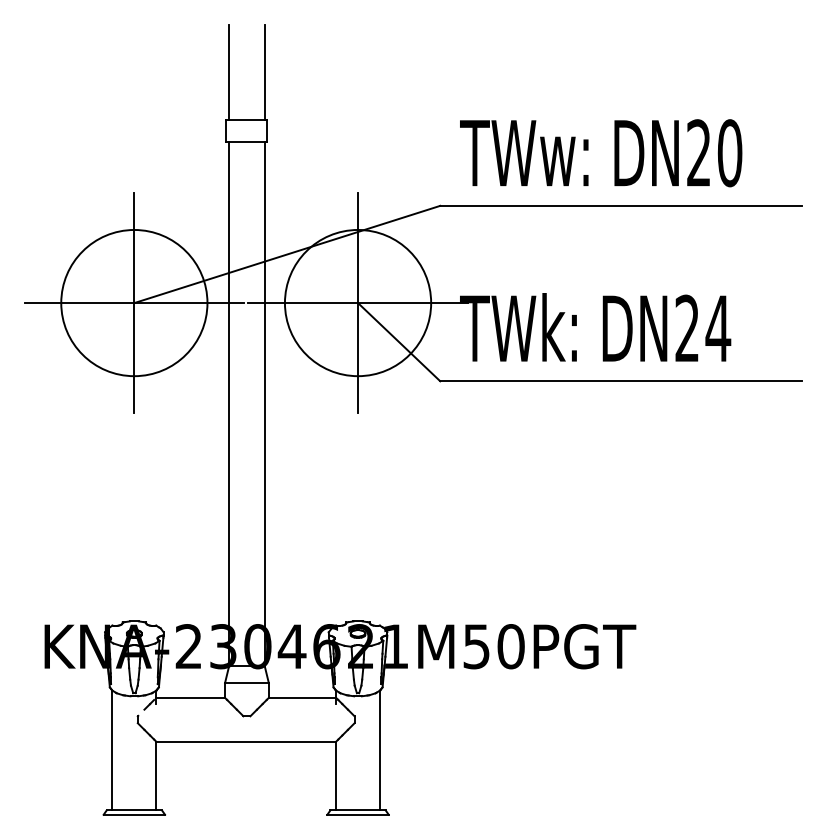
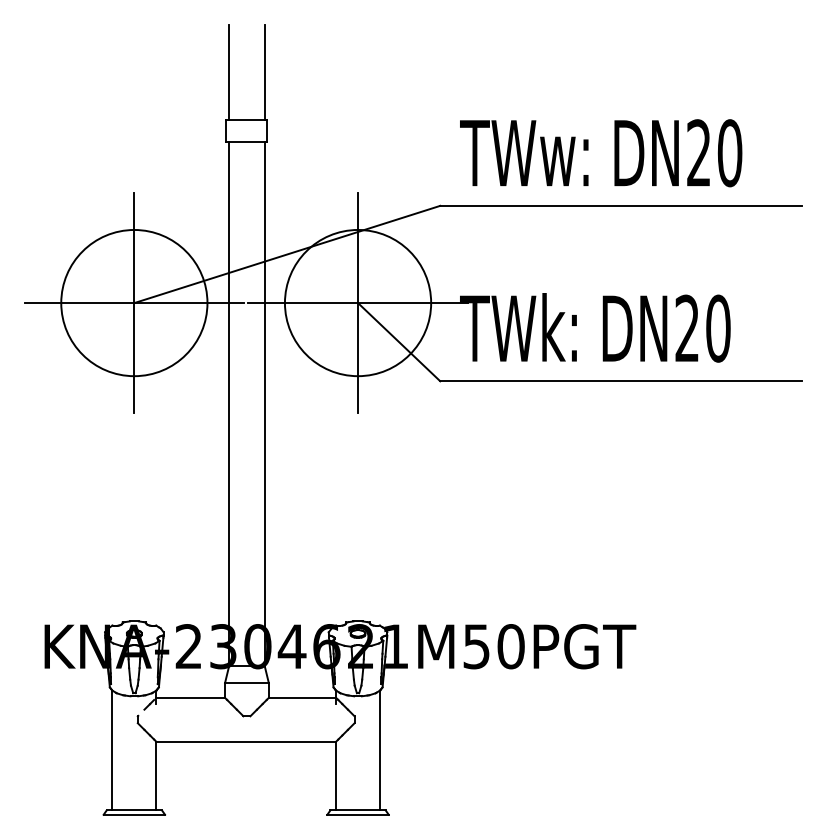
text: DN24 -> DN20 (718, 328)
